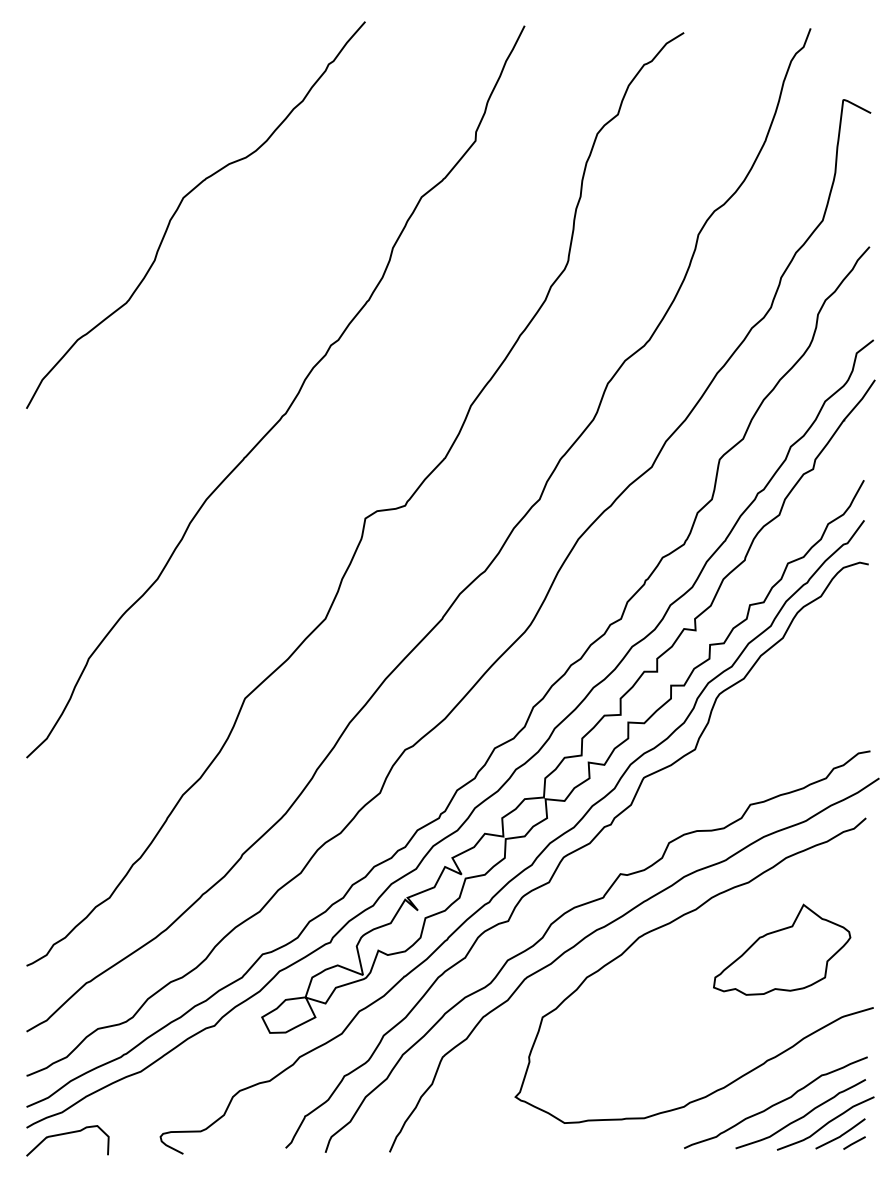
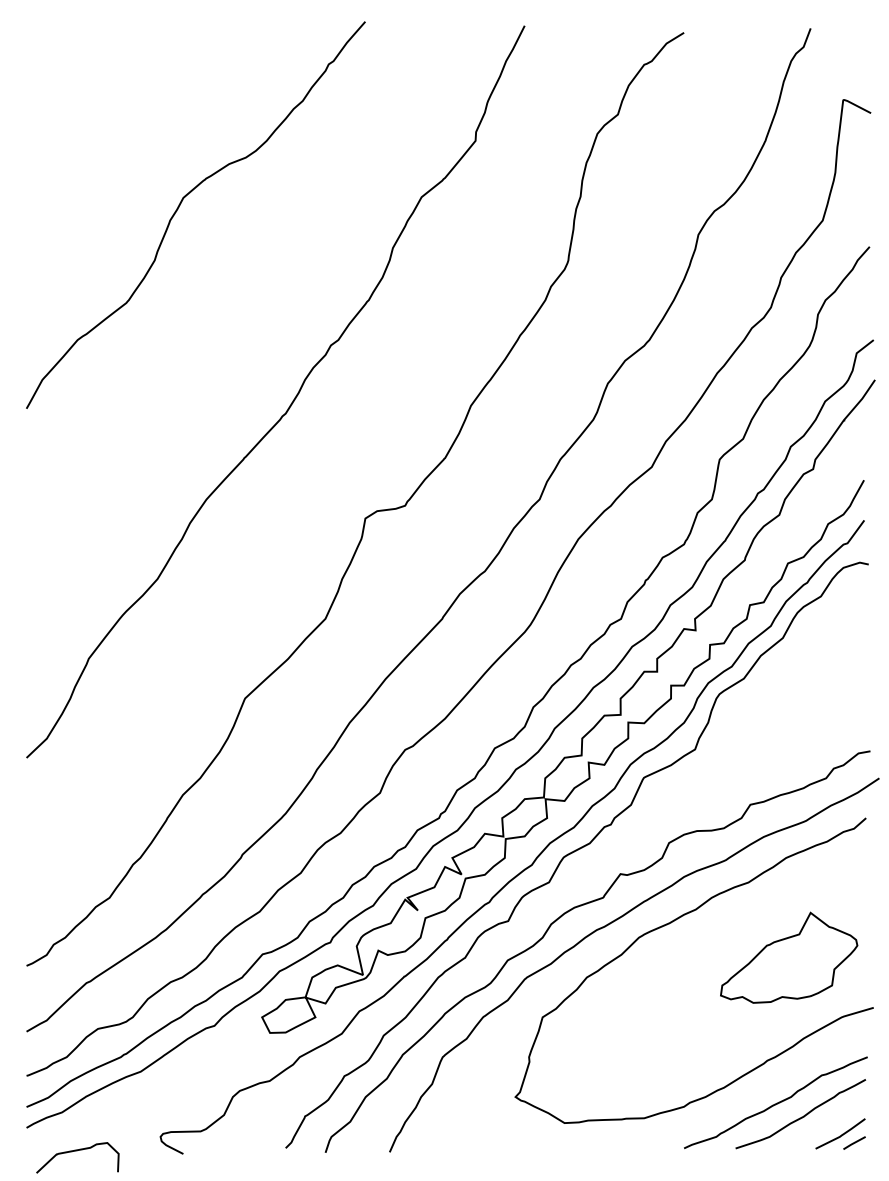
part position: (782, 949) -> (789, 957) (789, 957)
curve: present -> none (825, 1123)
curve position: (67, 1134) -> (77, 1151) (77, 1151)
